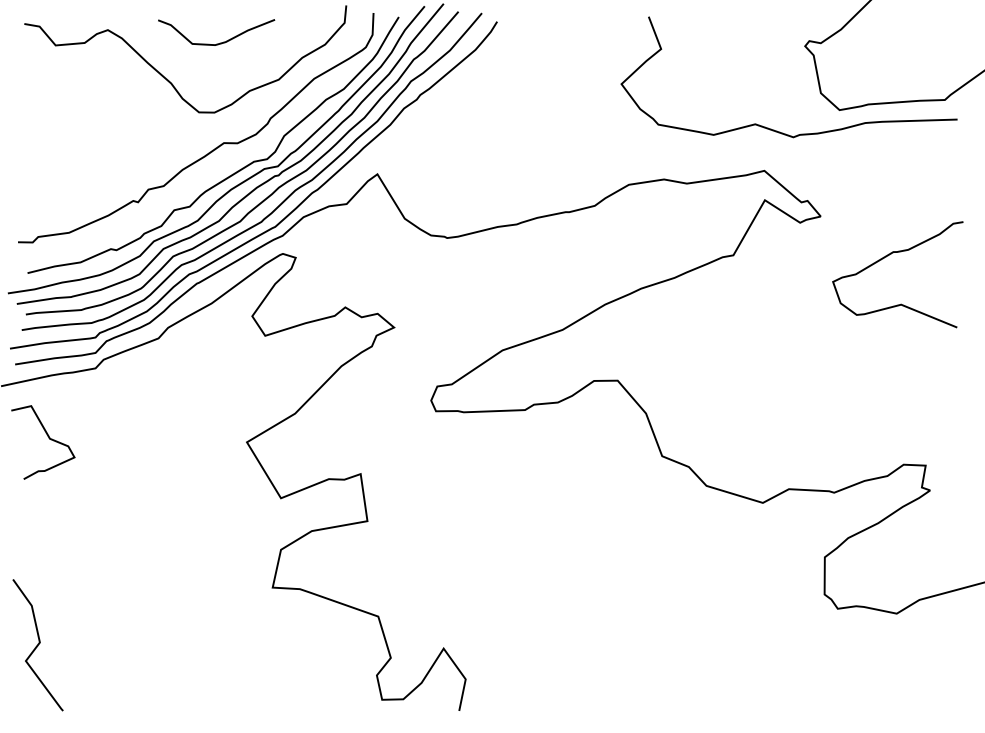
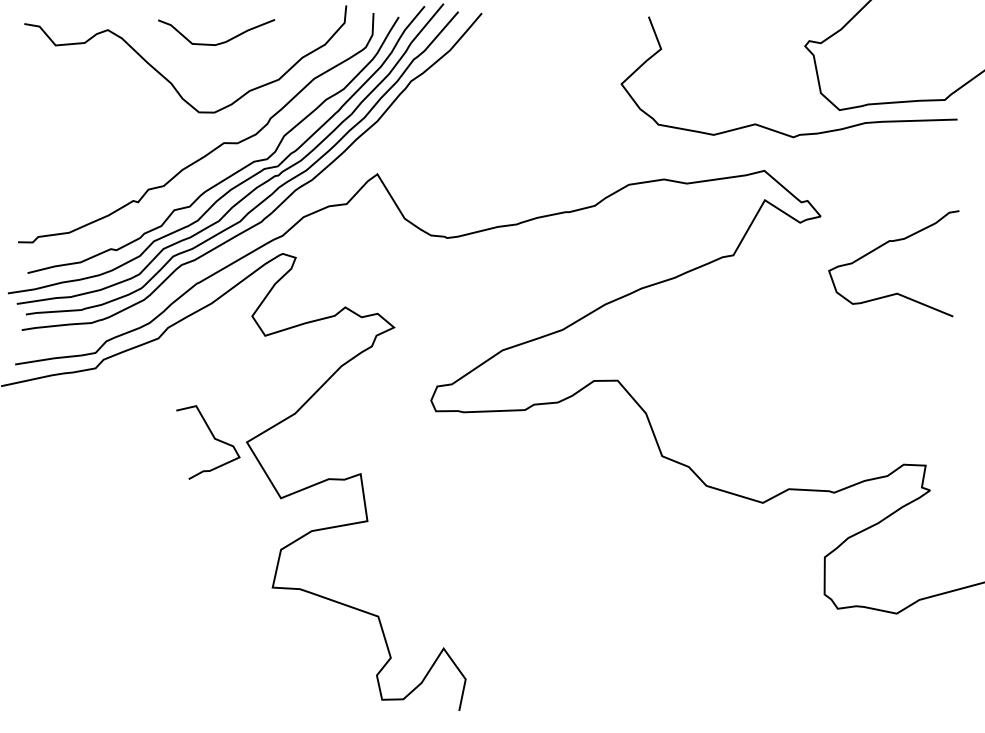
curve: present -> none (280, 220)
curve position: (888, 256) -> (884, 245) (884, 245)
curve position: (48, 438) -> (213, 438) (213, 438)
curve: present -> none (37, 645)
